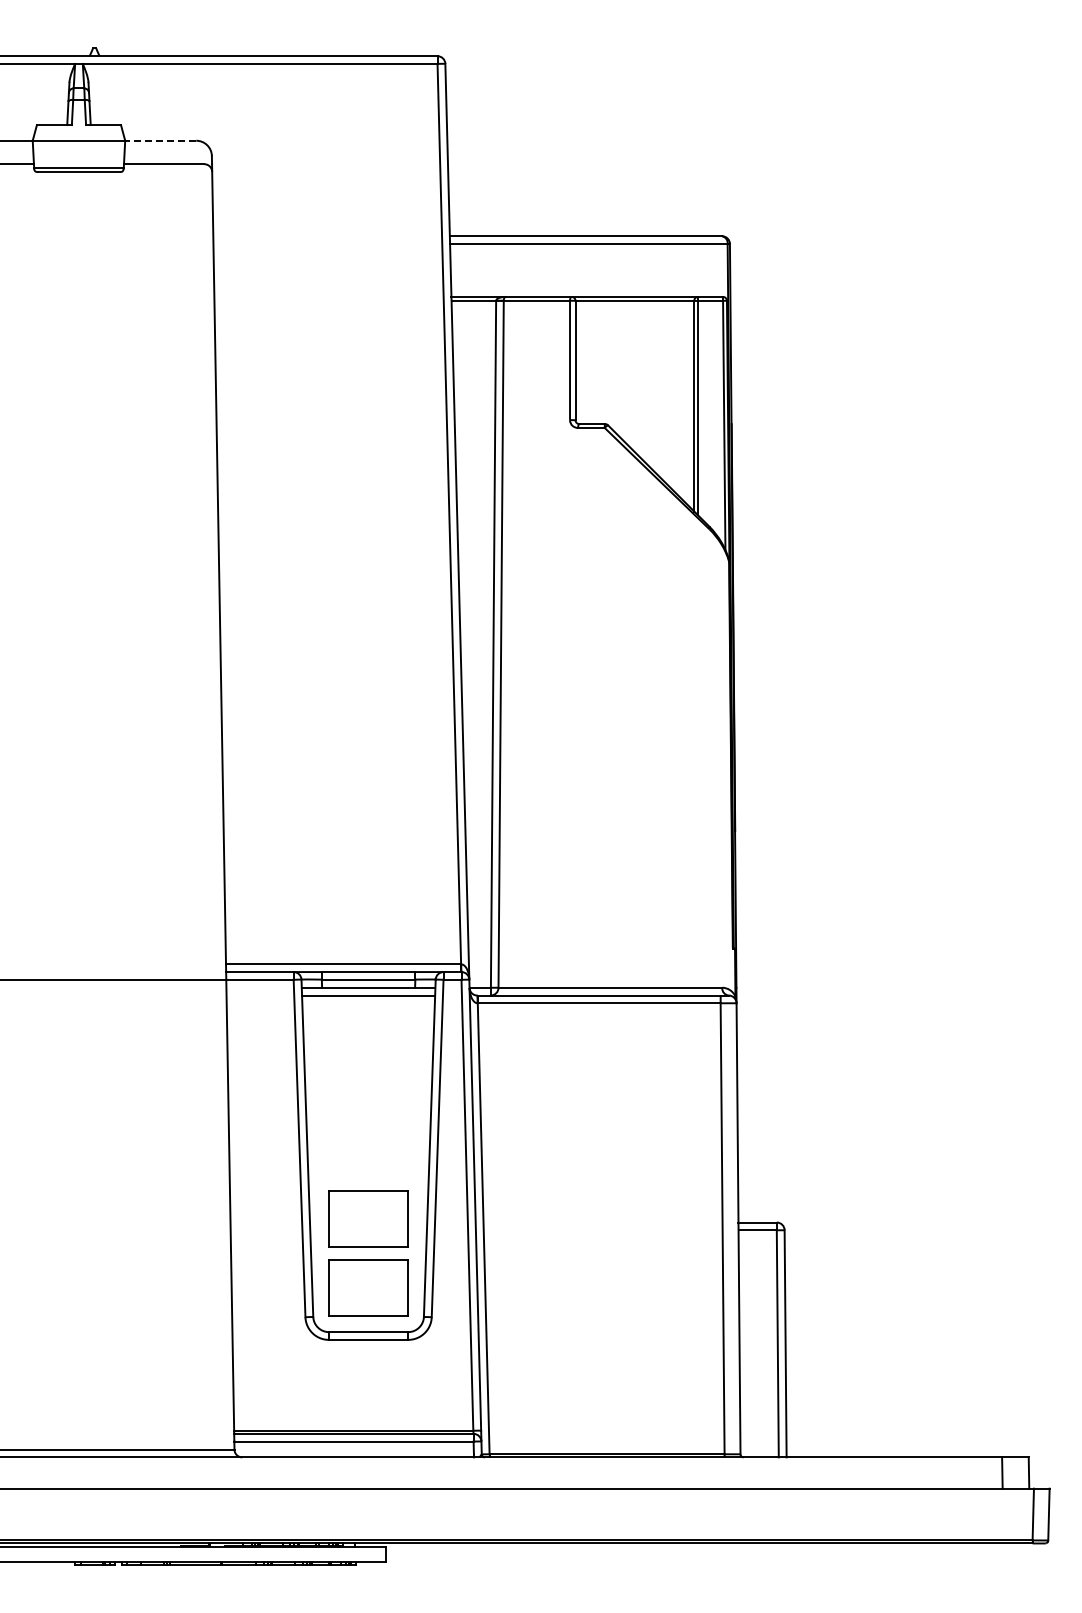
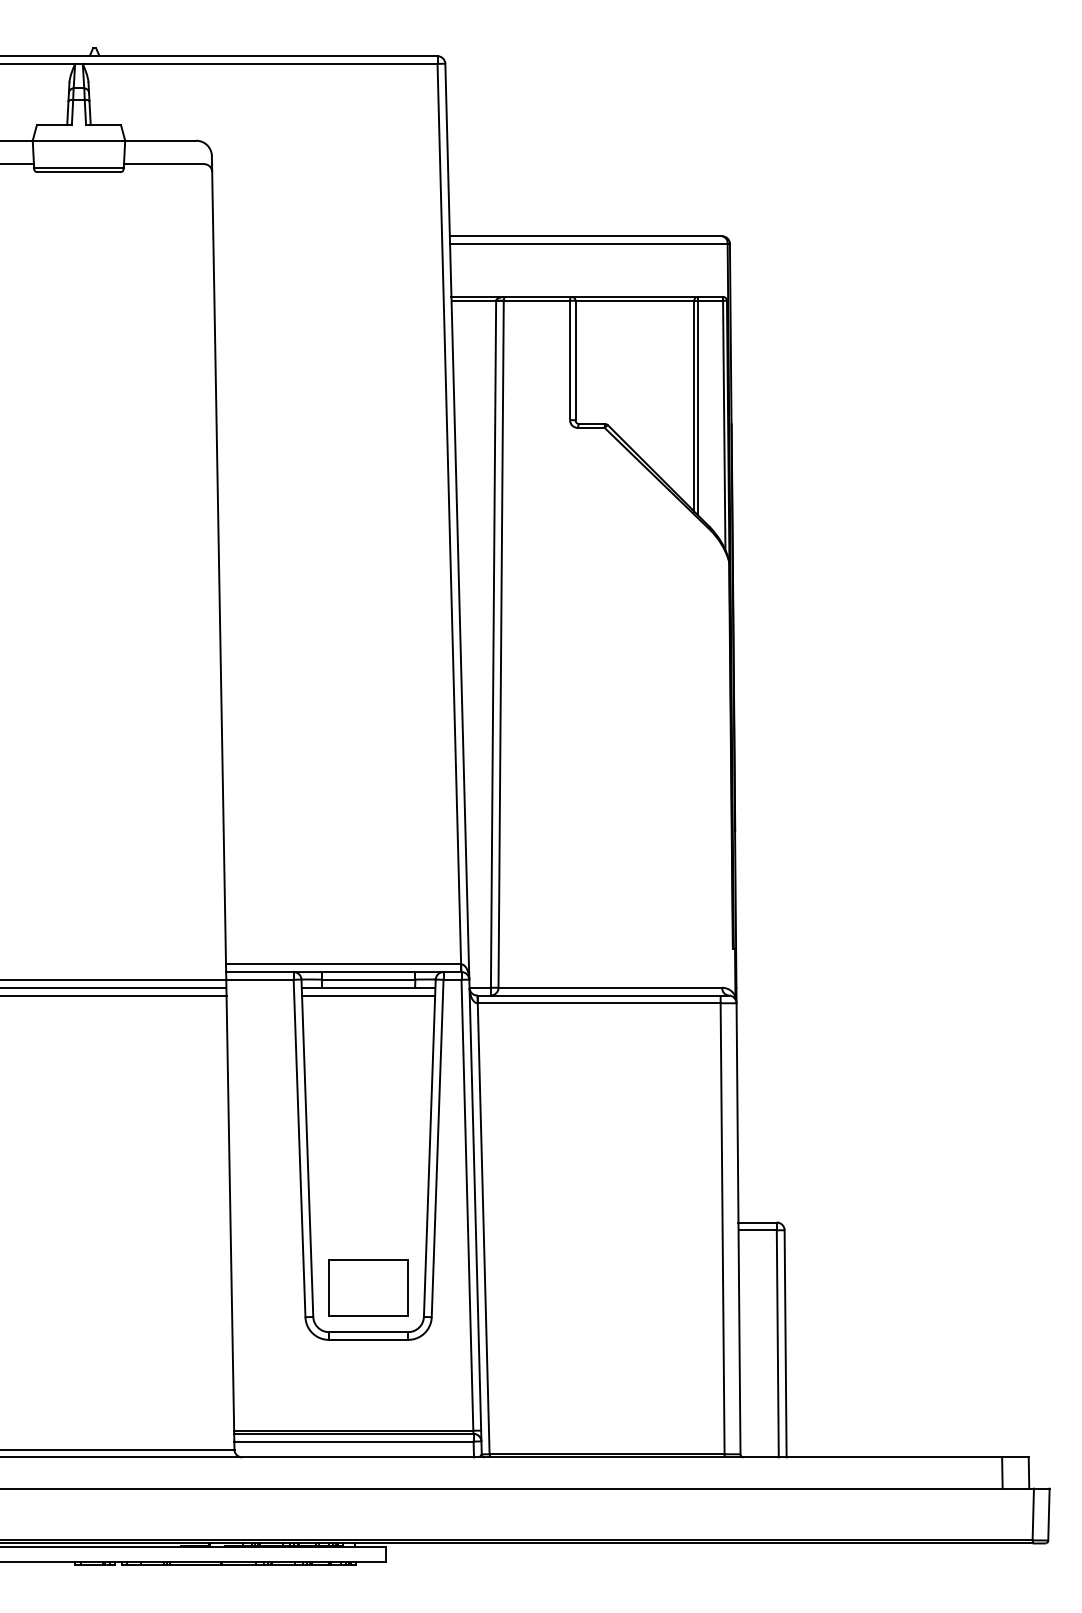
line: dashed -> solid (160, 140)
line: none -> present (114, 987)
line: none -> present (114, 995)
part: present -> none (368, 1218)
